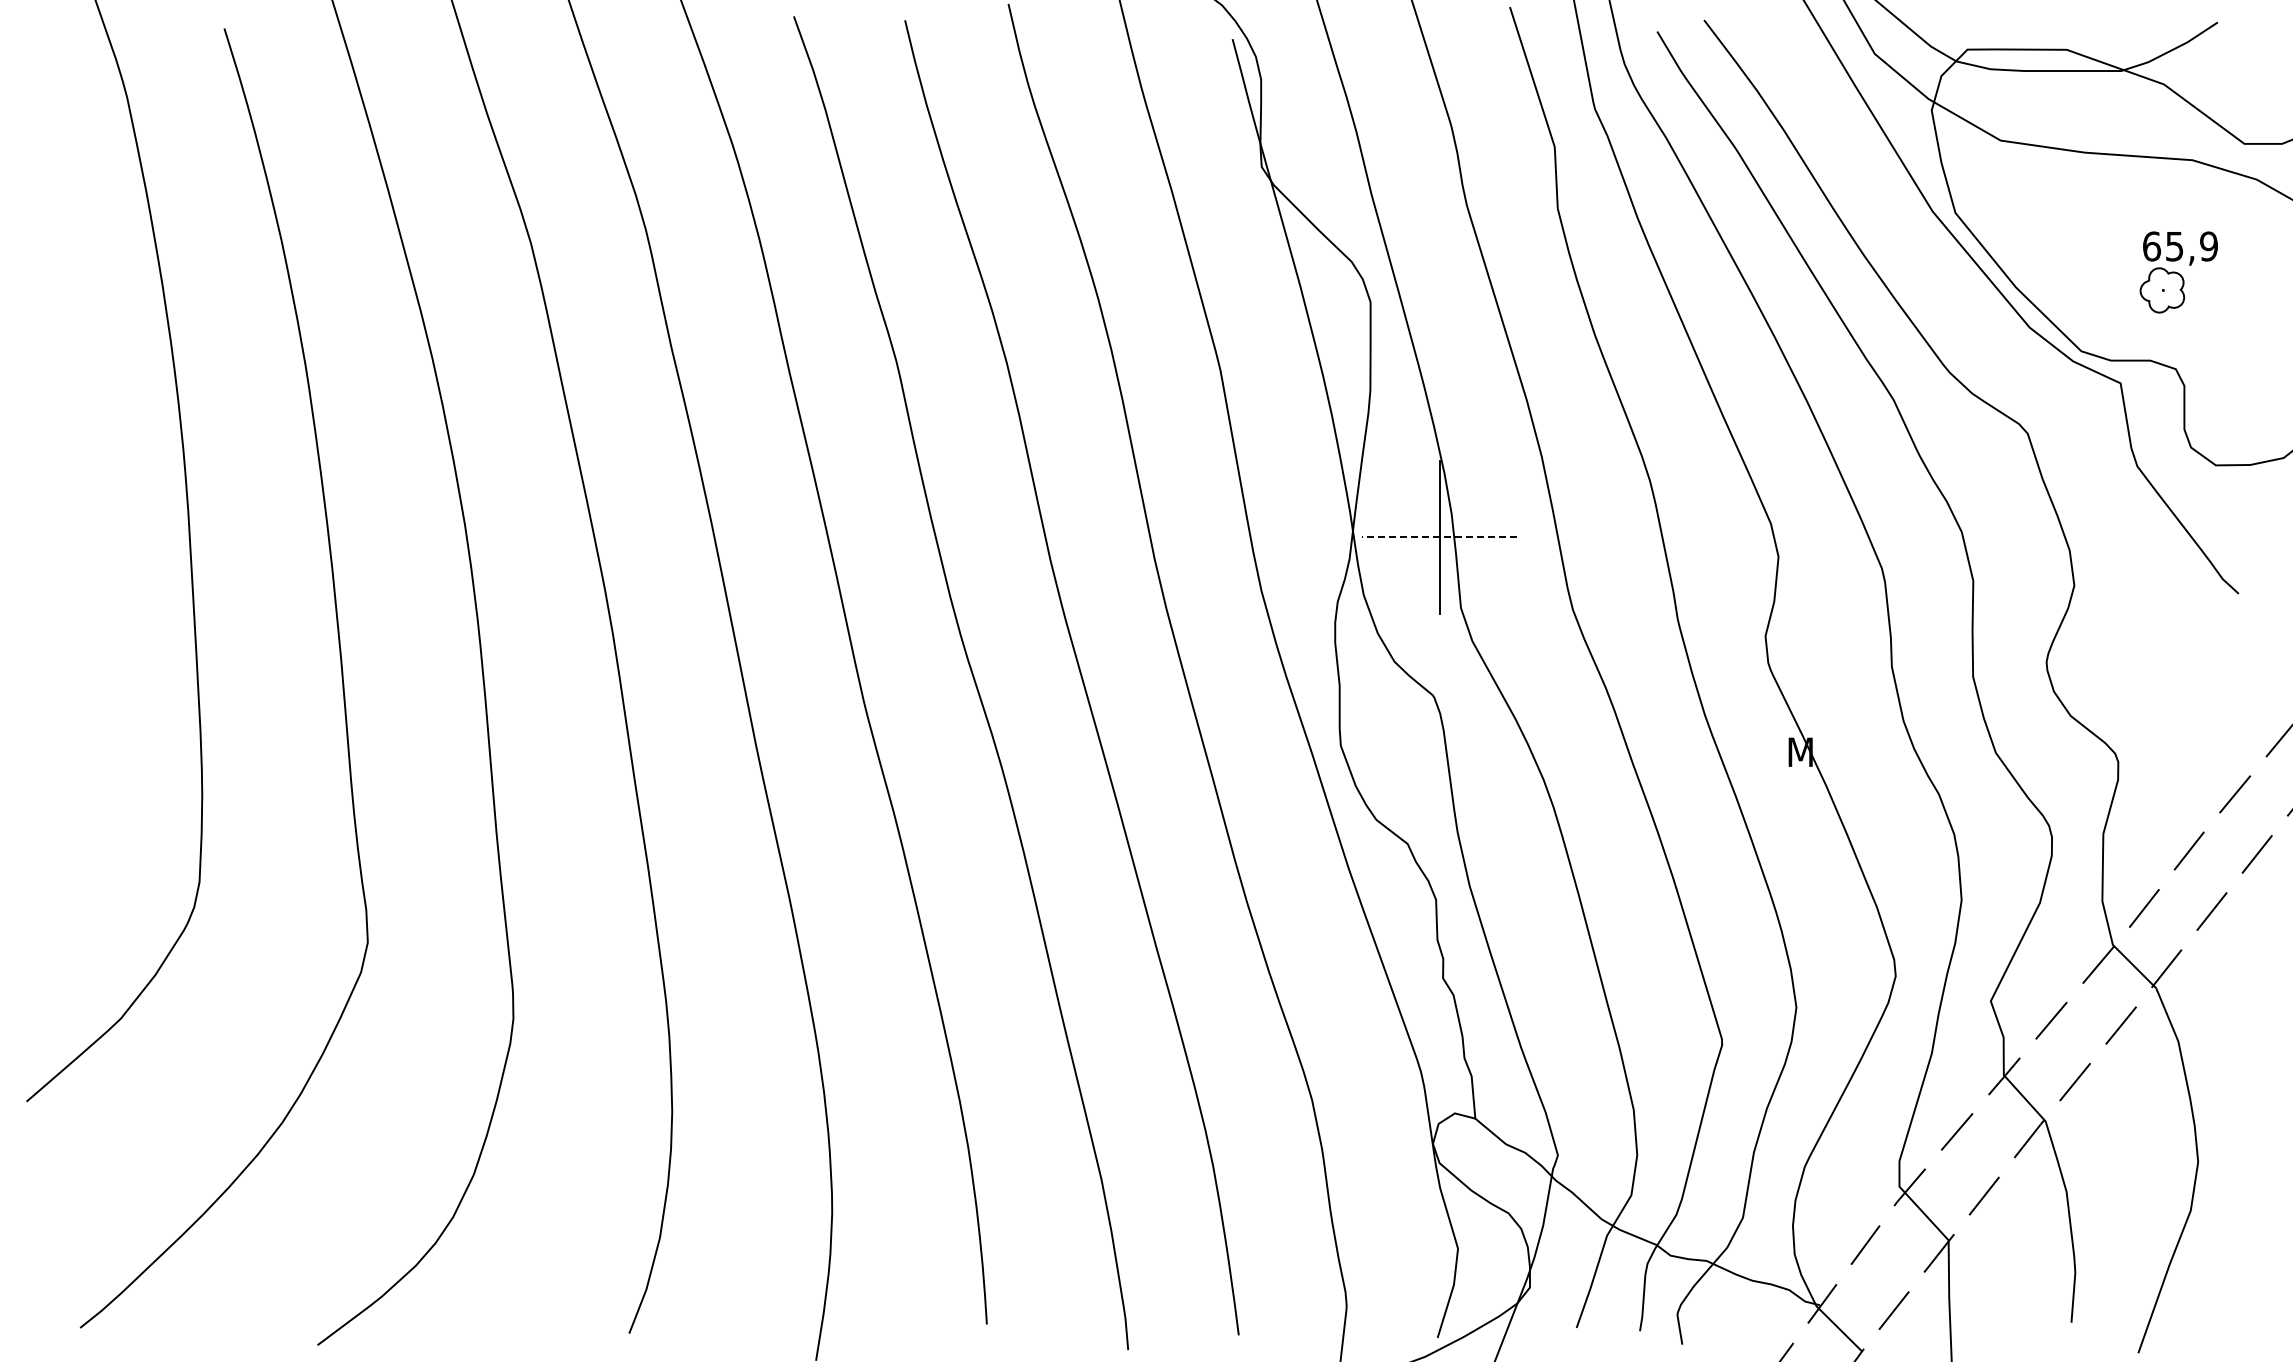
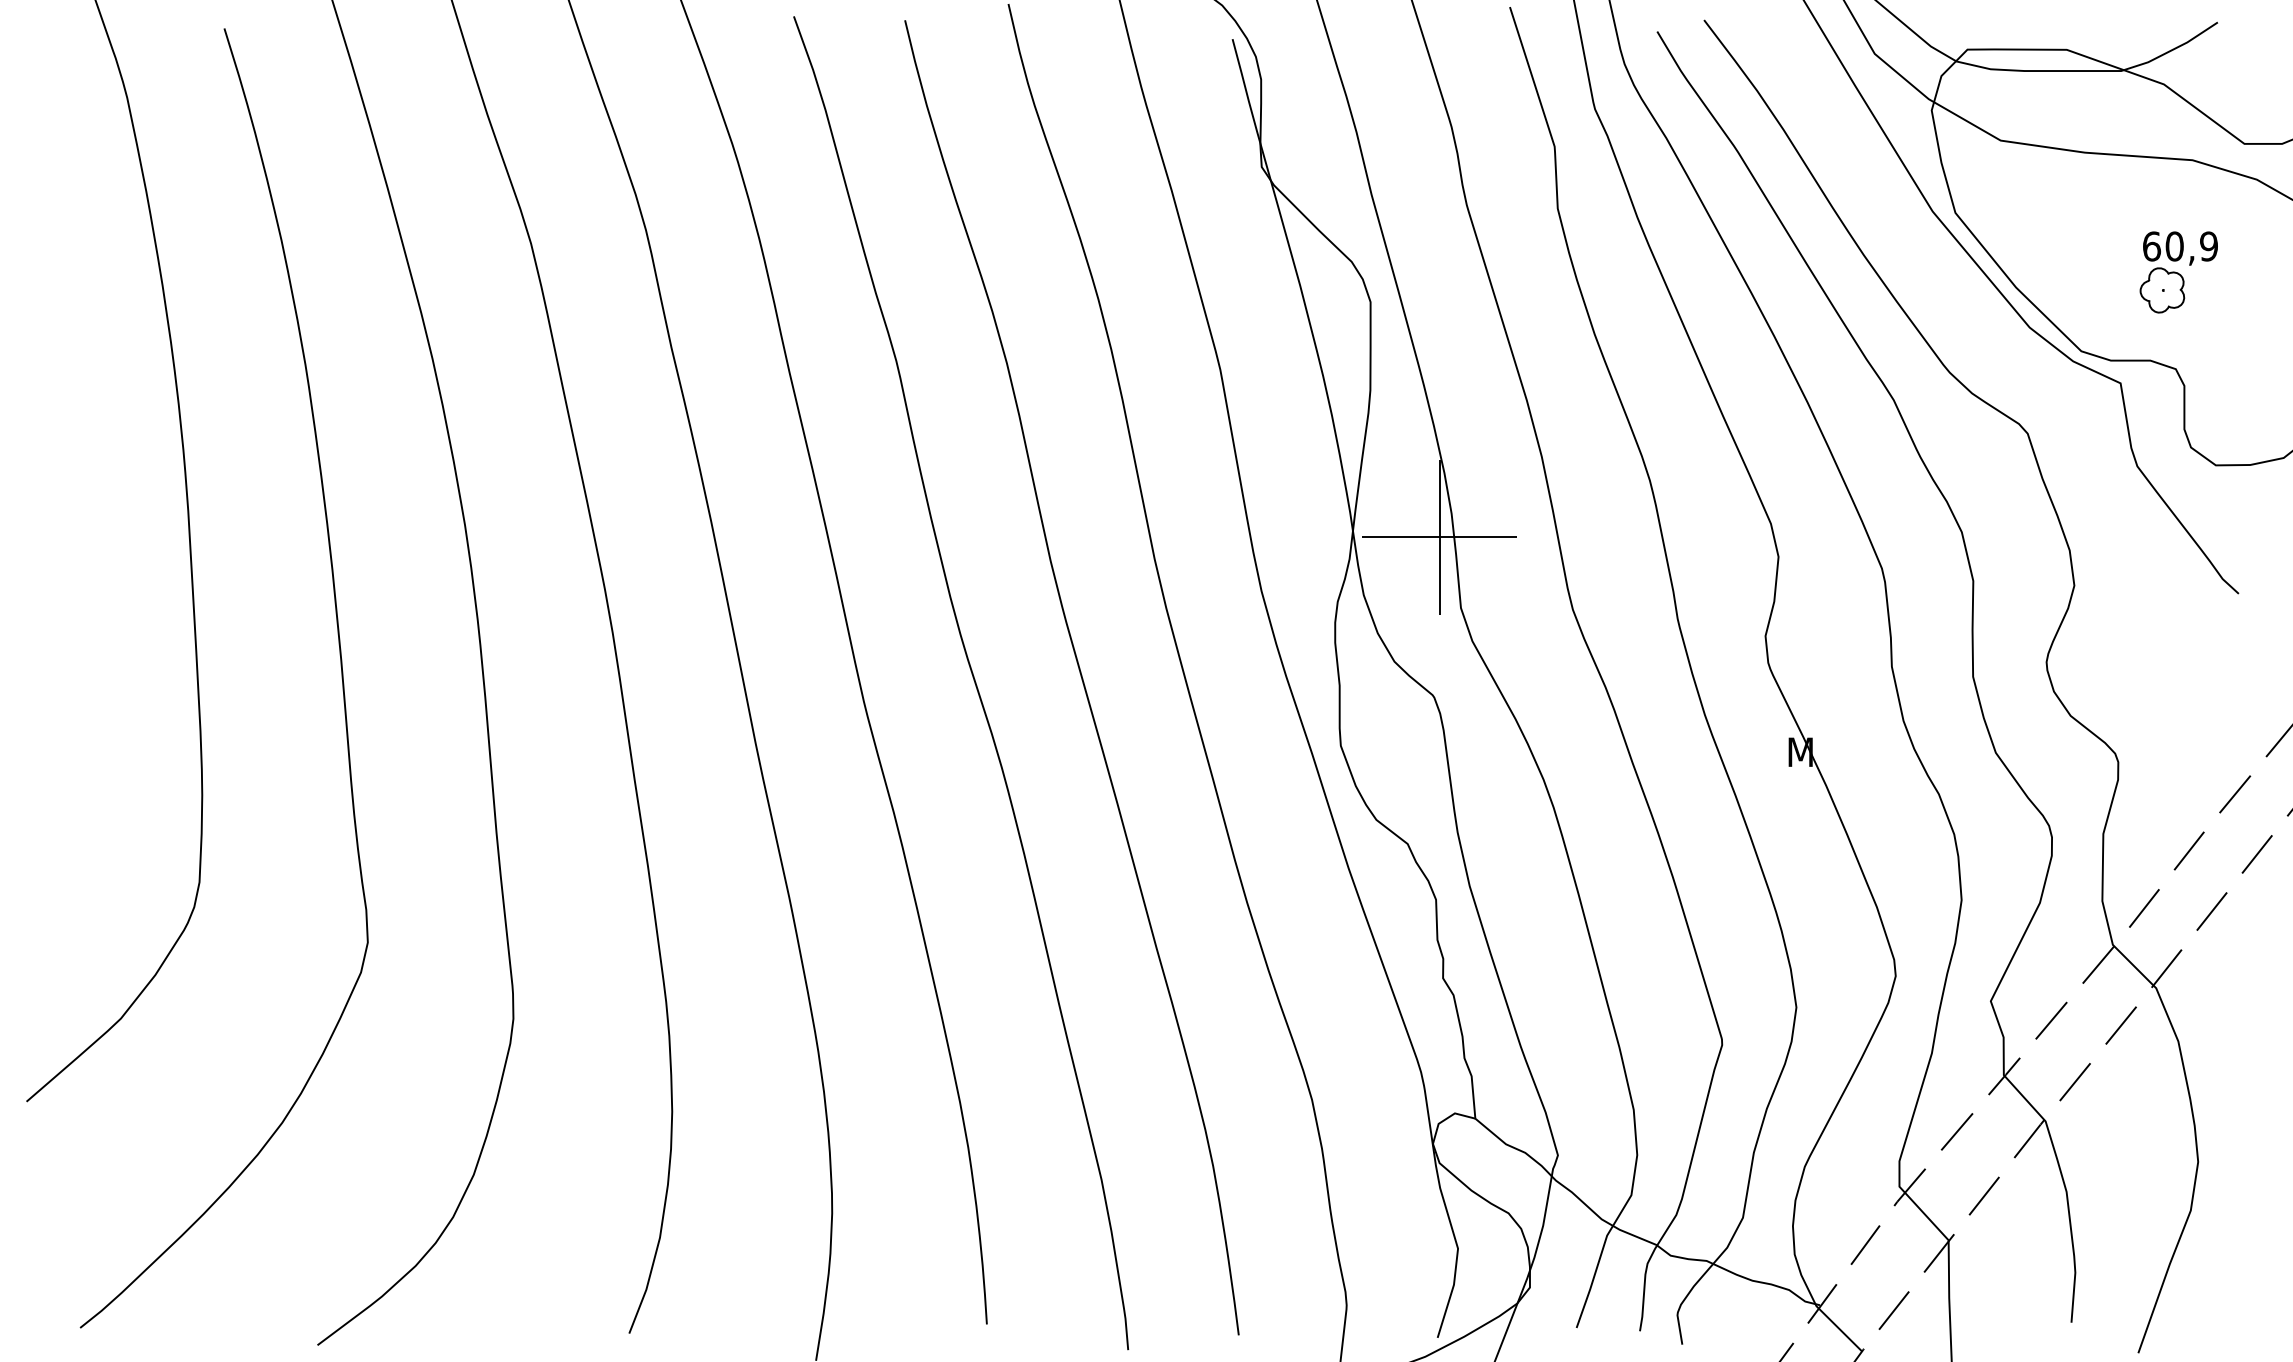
text: 65,9 -> 60,9 (2174, 246)
line: dashed -> solid (1439, 537)
